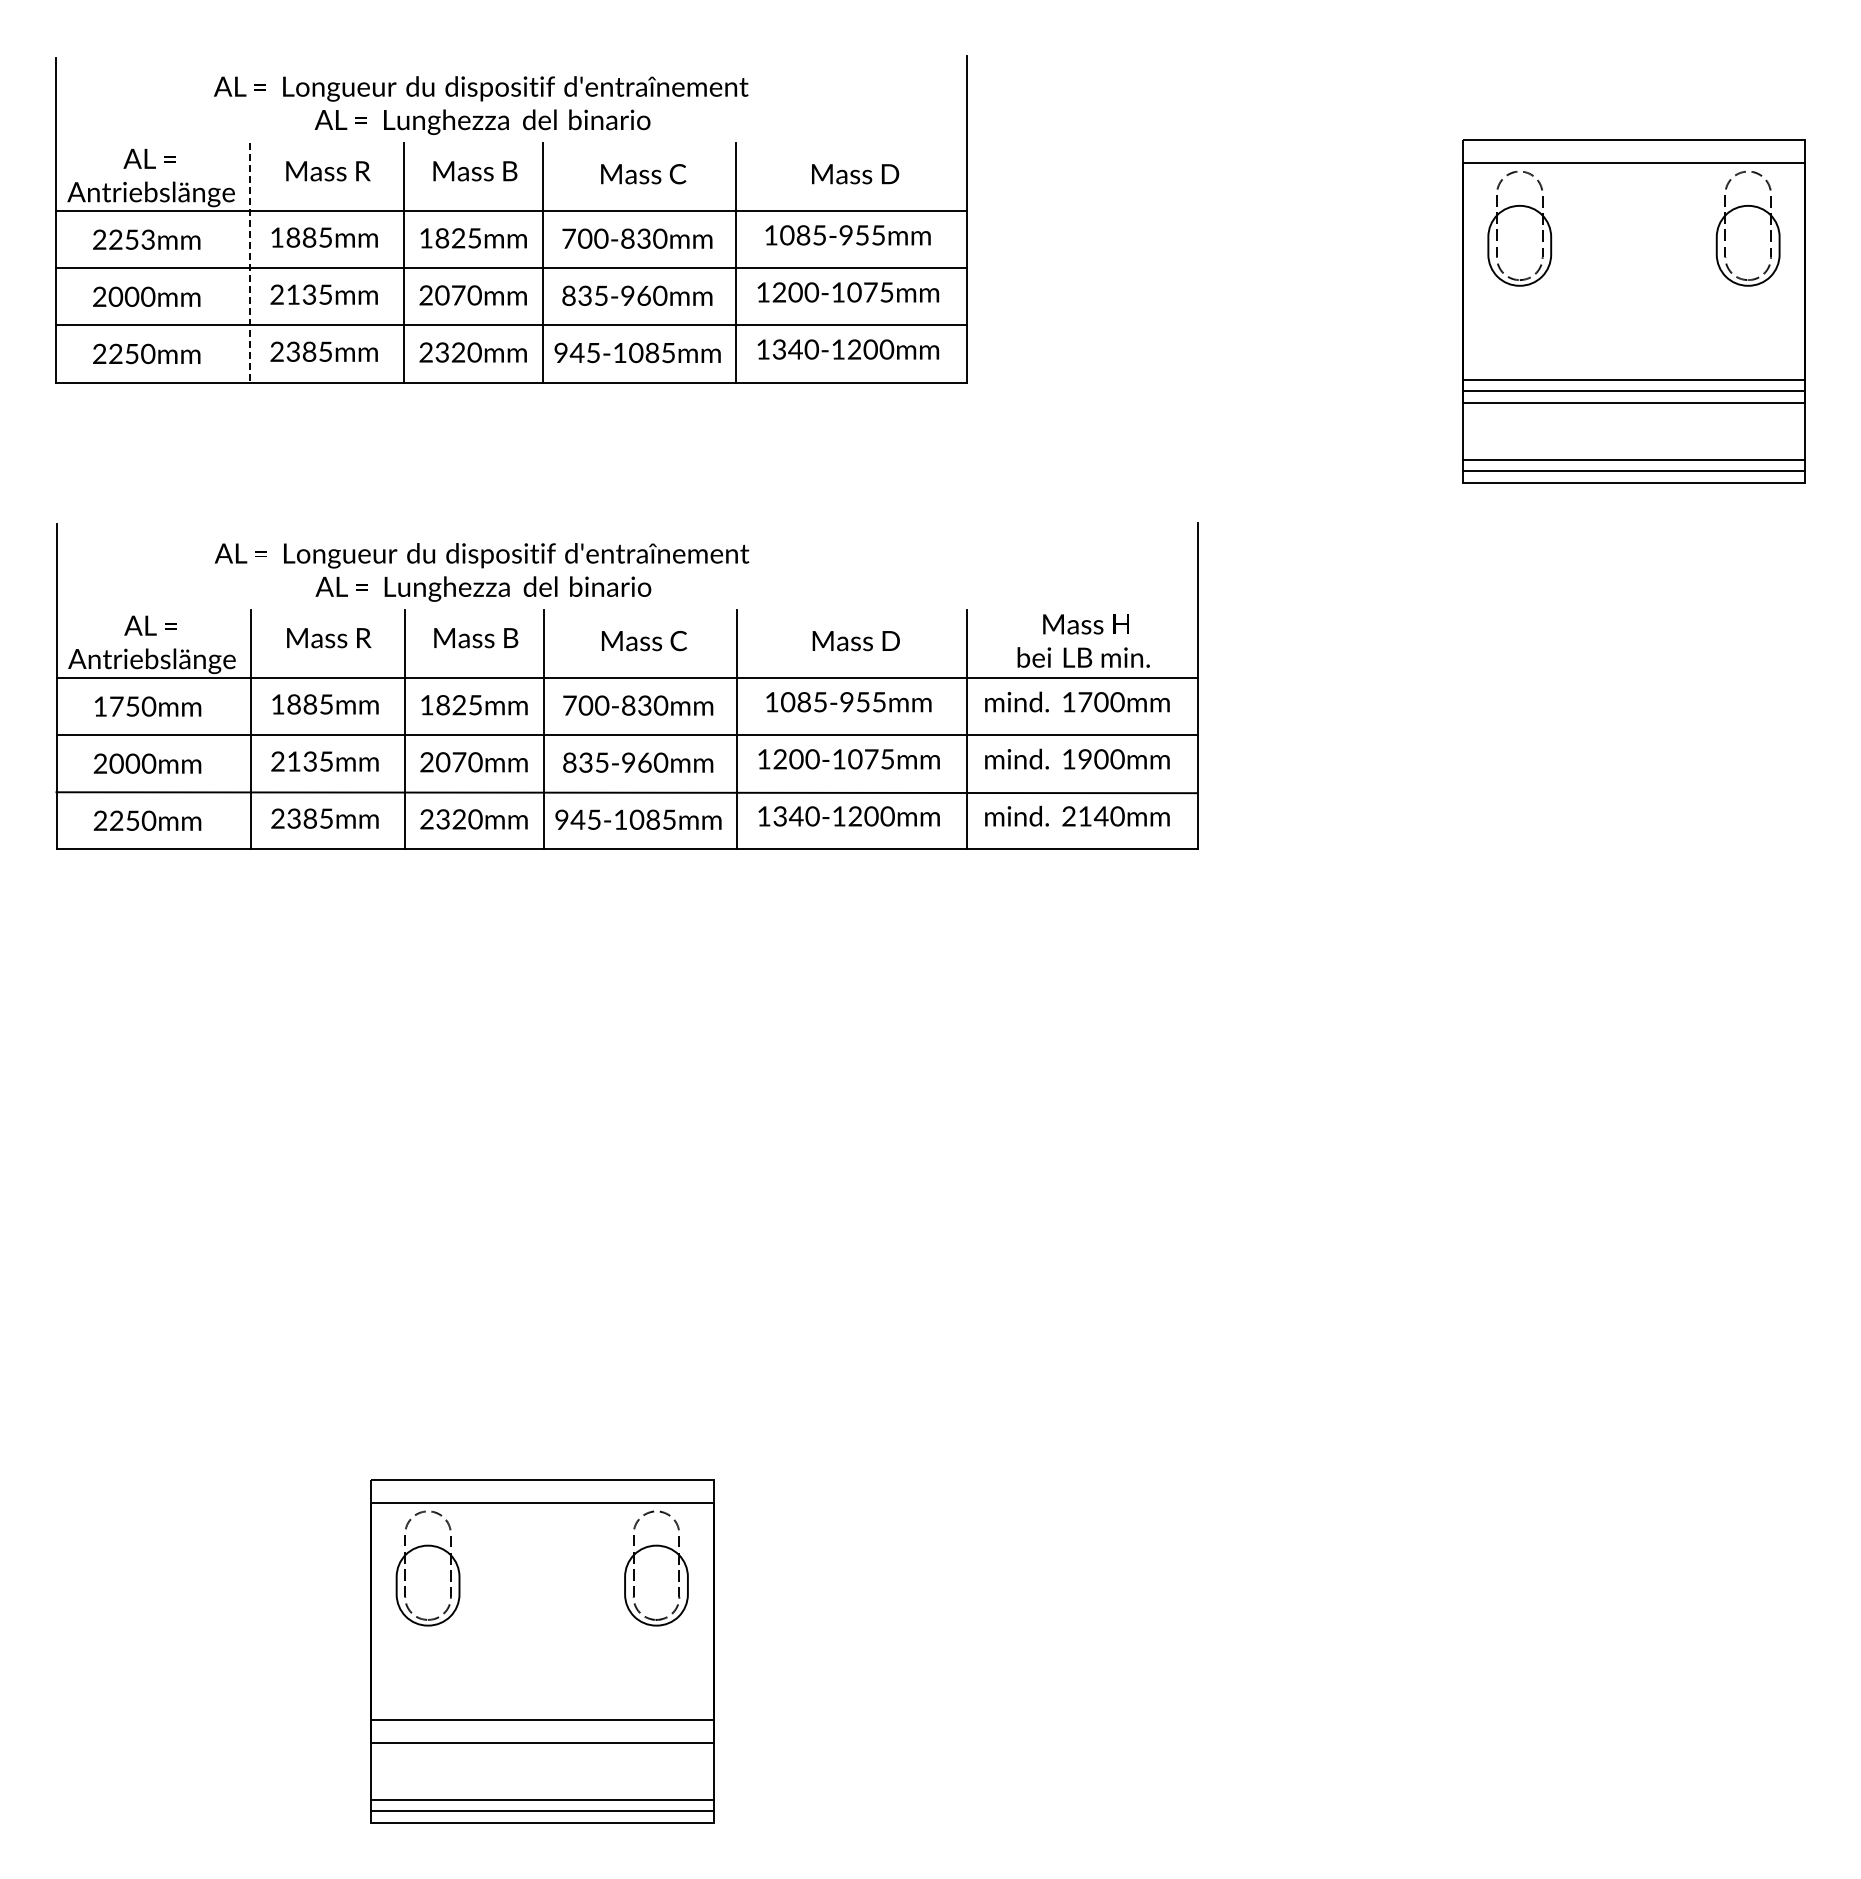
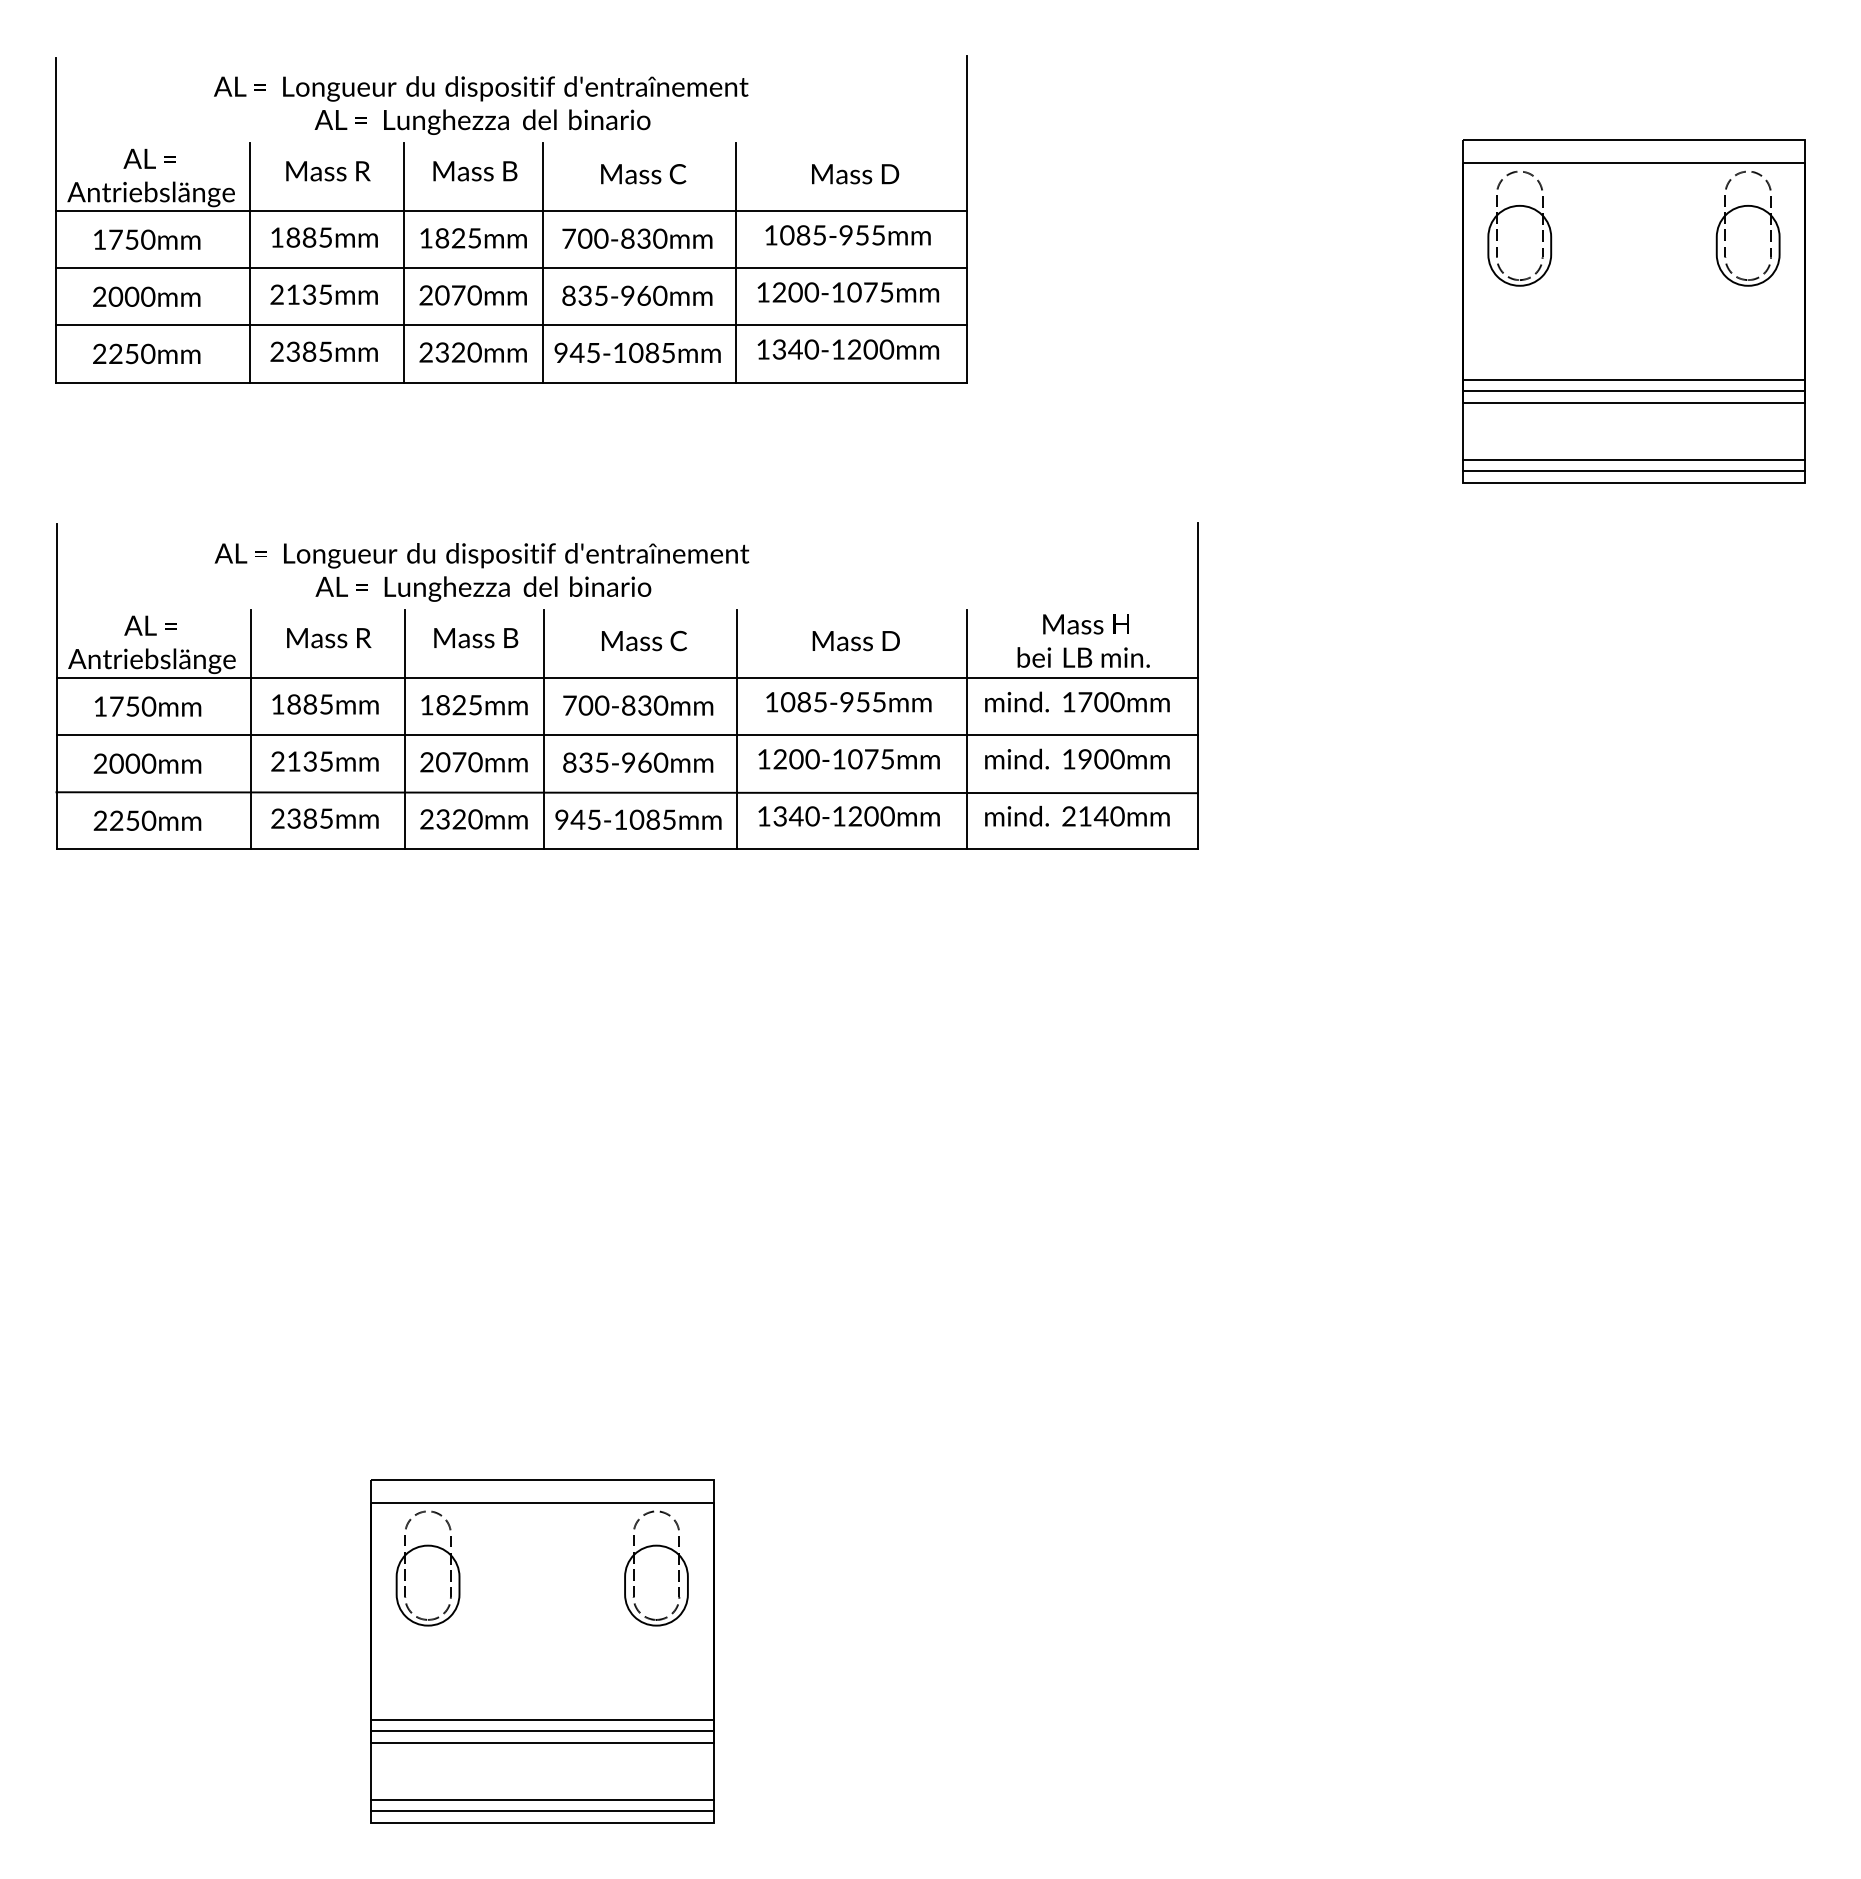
text: 2253mm -> 1750mm (124, 239)
line: dashed -> solid (249, 262)
line: none -> present (541, 1731)
